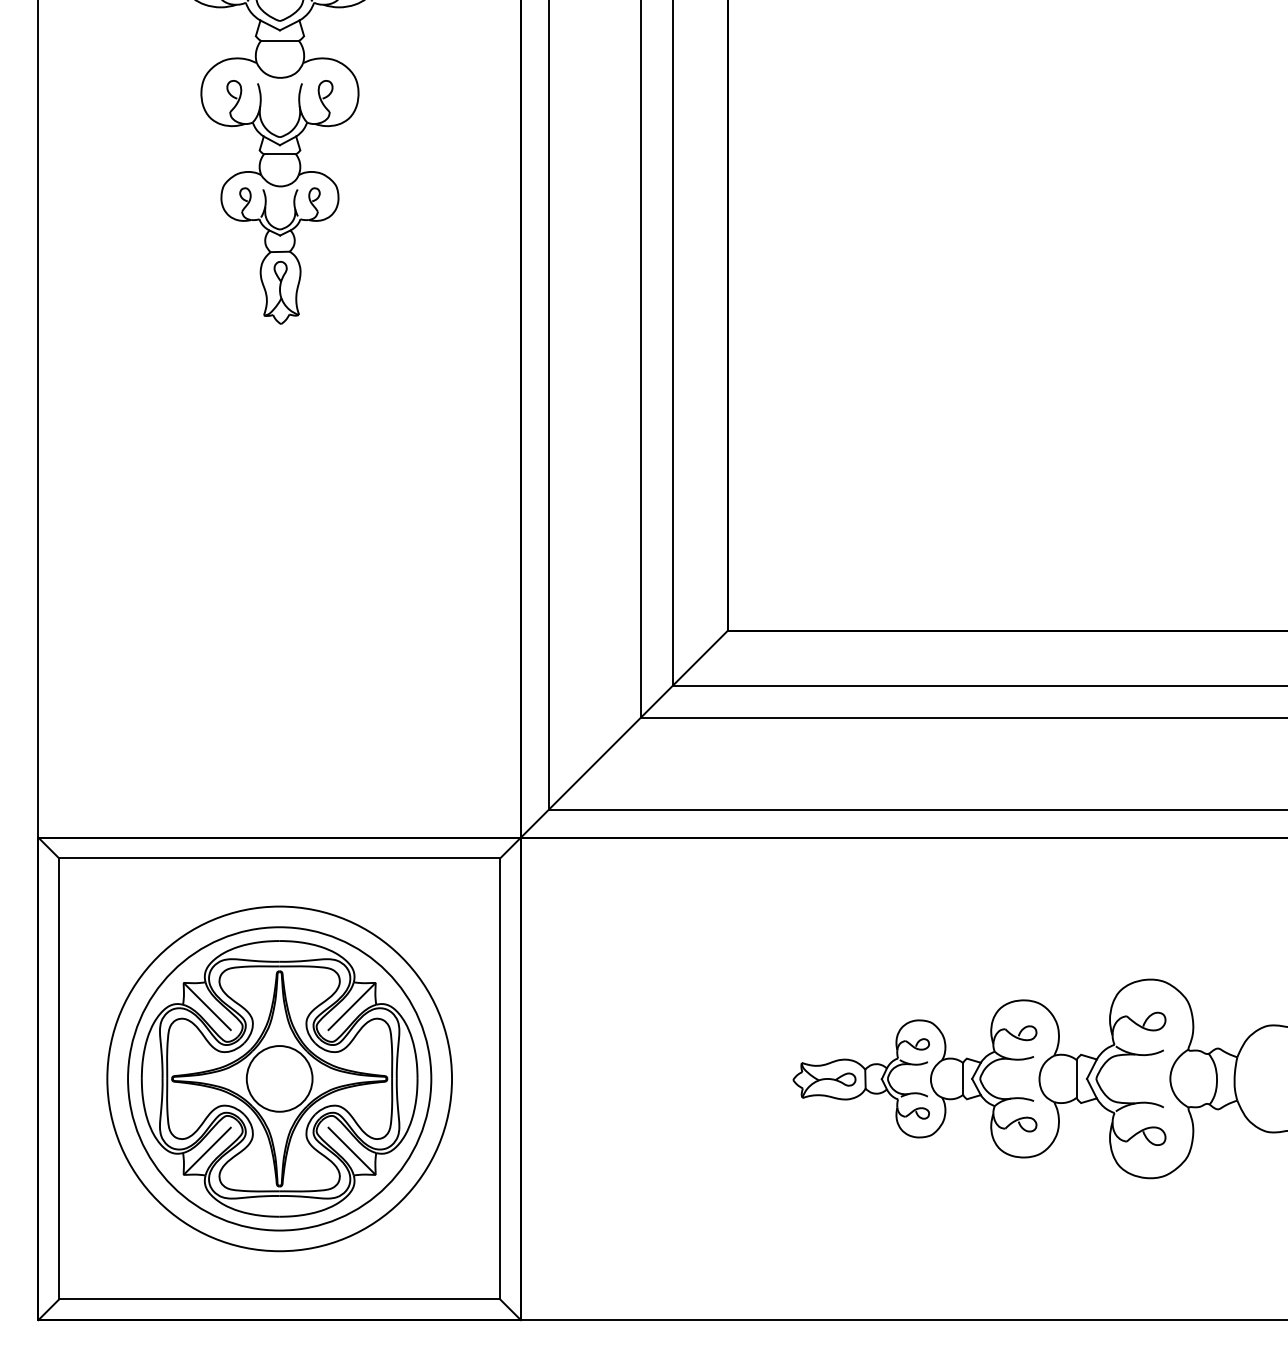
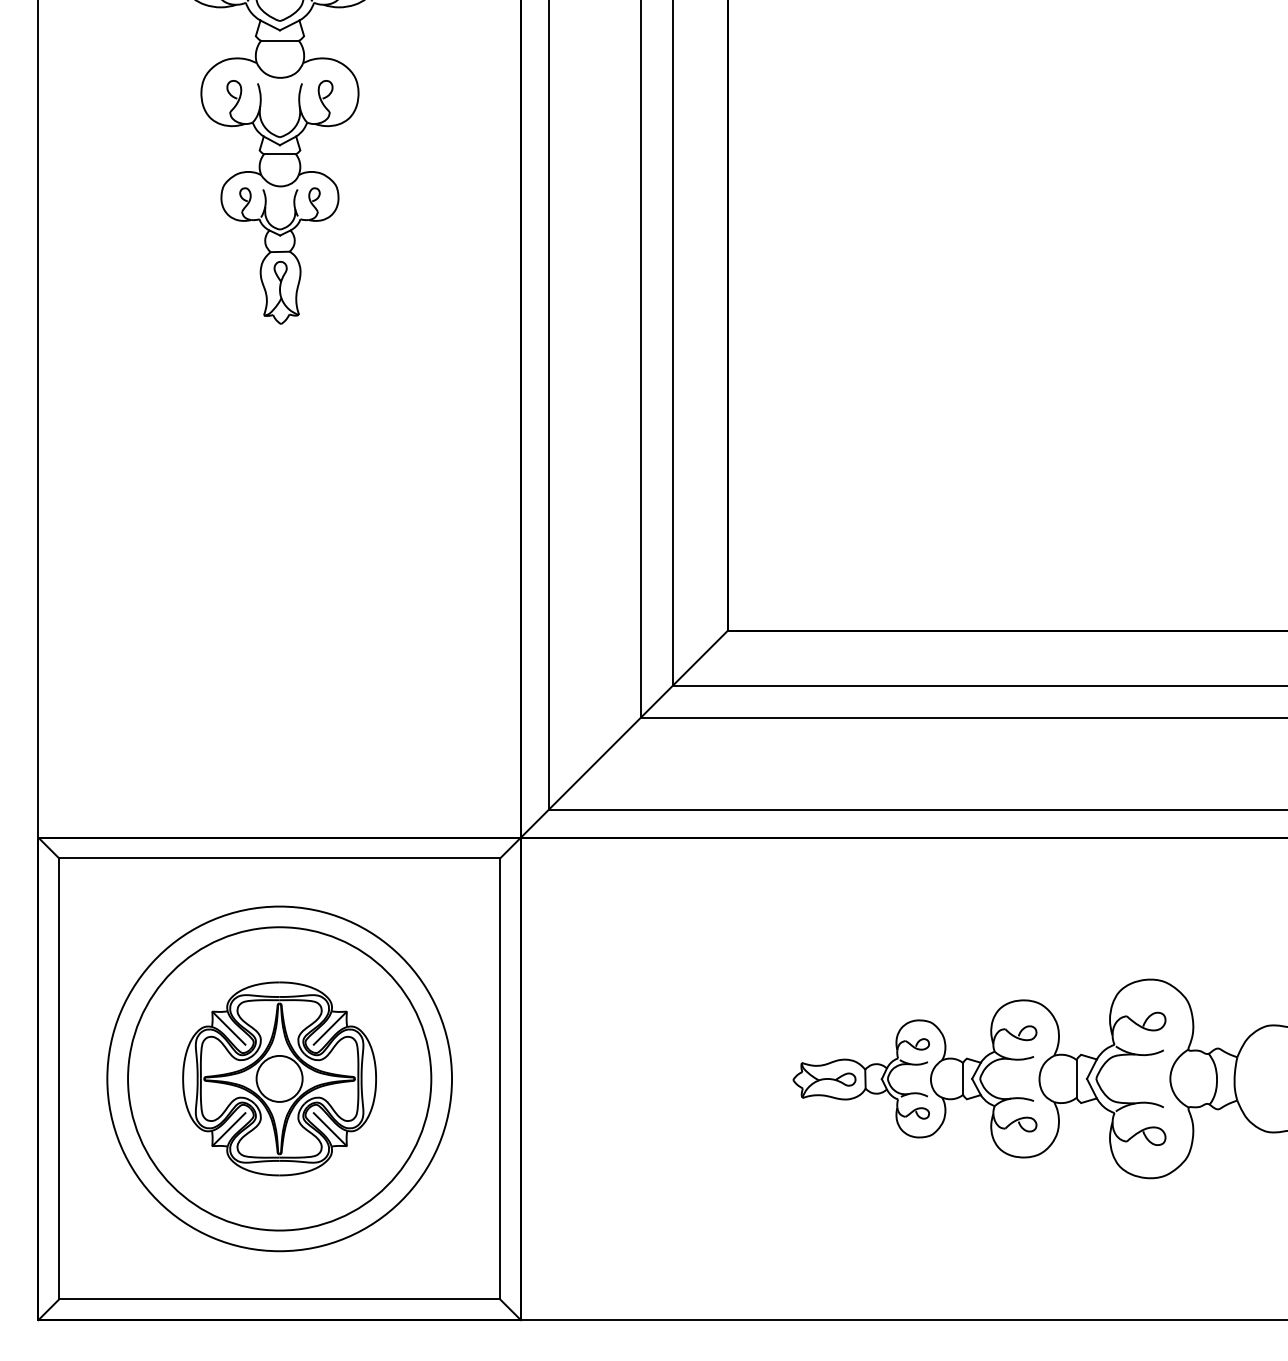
part size: 279x278 px -> 195x196 px (279, 1078)
